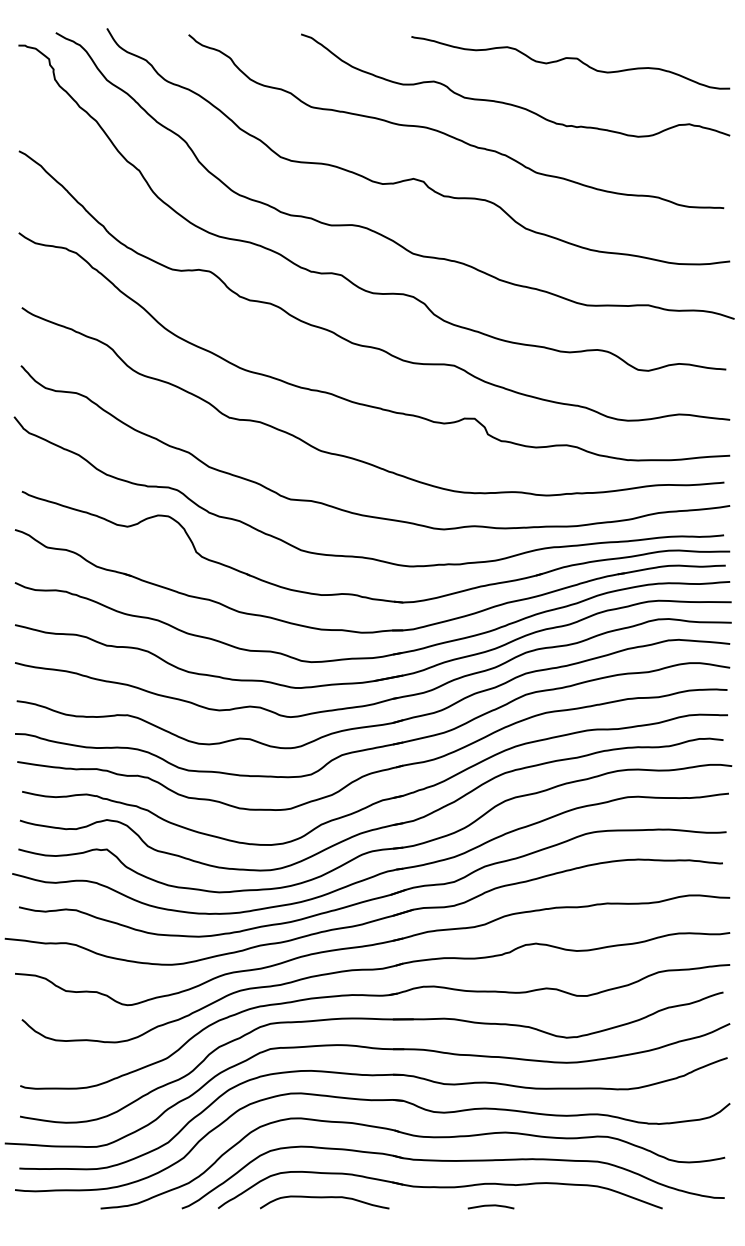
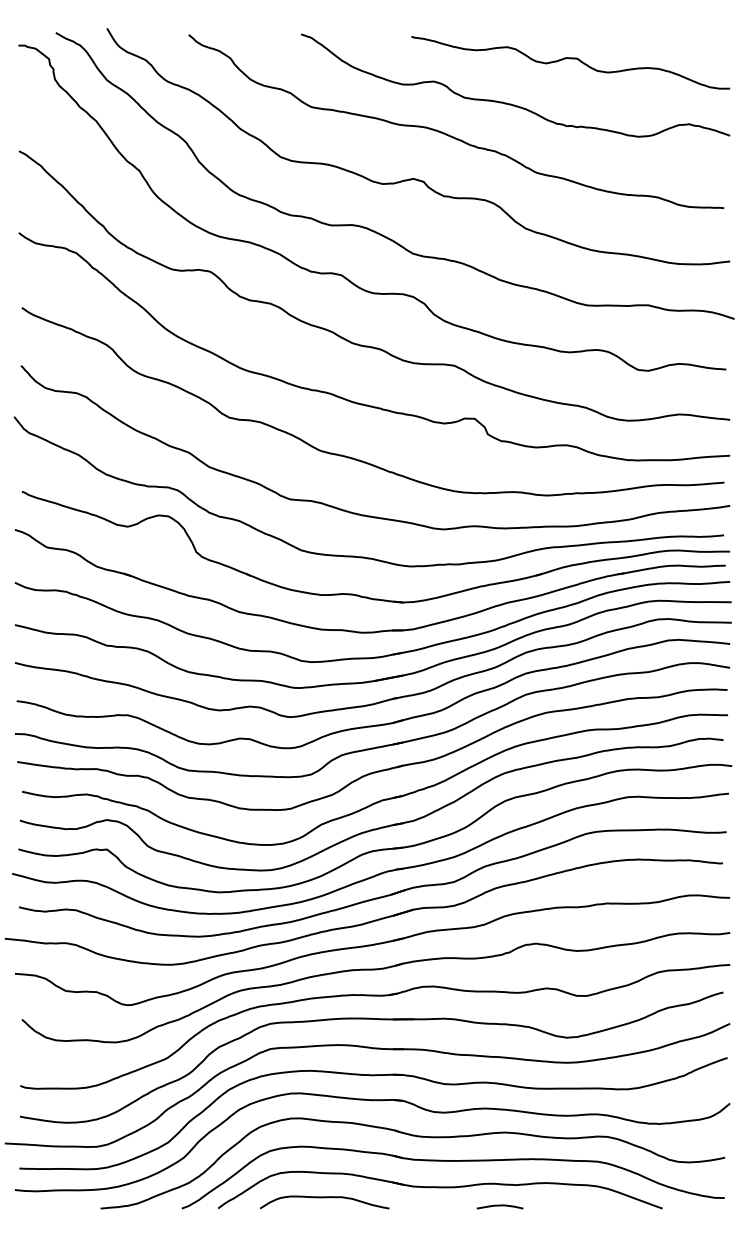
curve position: (490, 1206) -> (499, 1206) (499, 1206)
